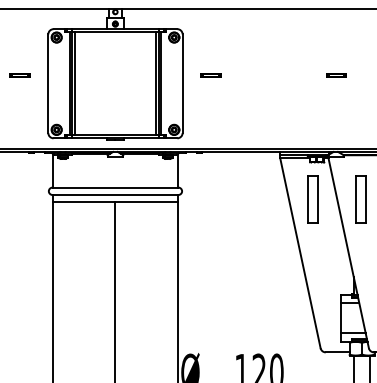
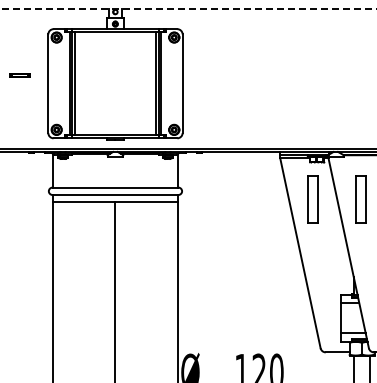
line: solid -> dashed (187, 8)
line: present -> none (210, 74)
line: present -> none (336, 74)
